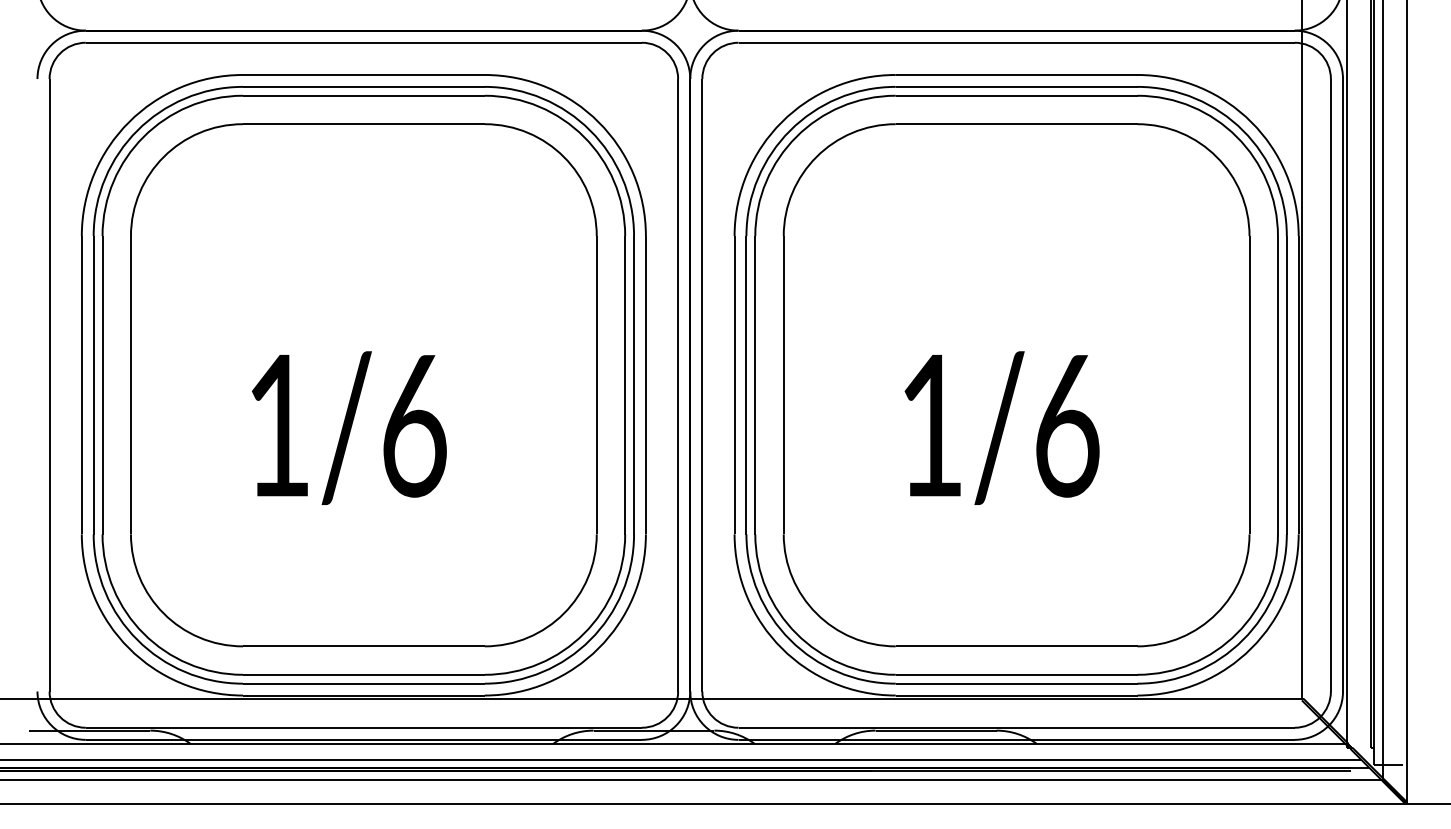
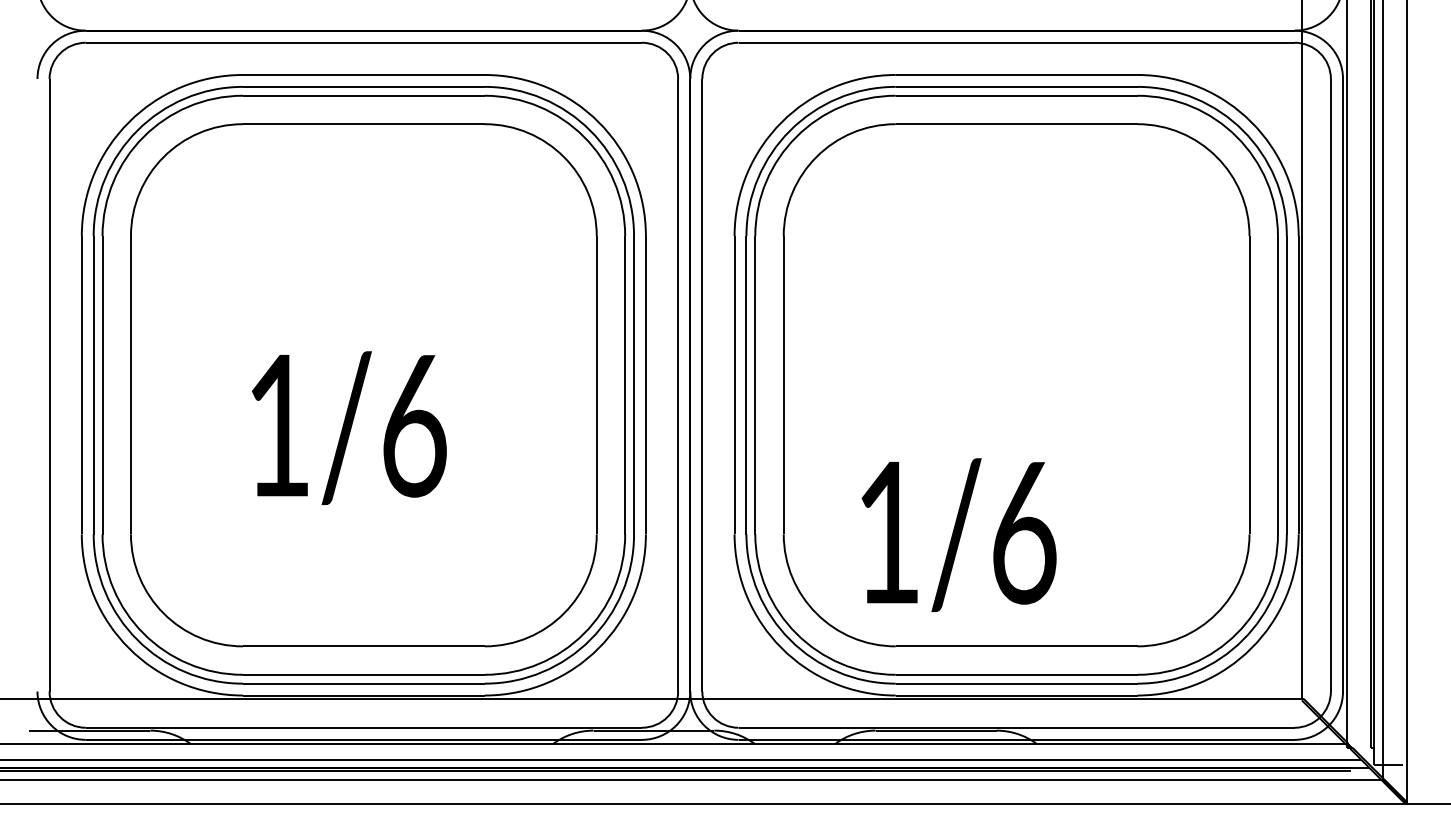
text position: (1001, 427) -> (958, 534) (958, 534)
